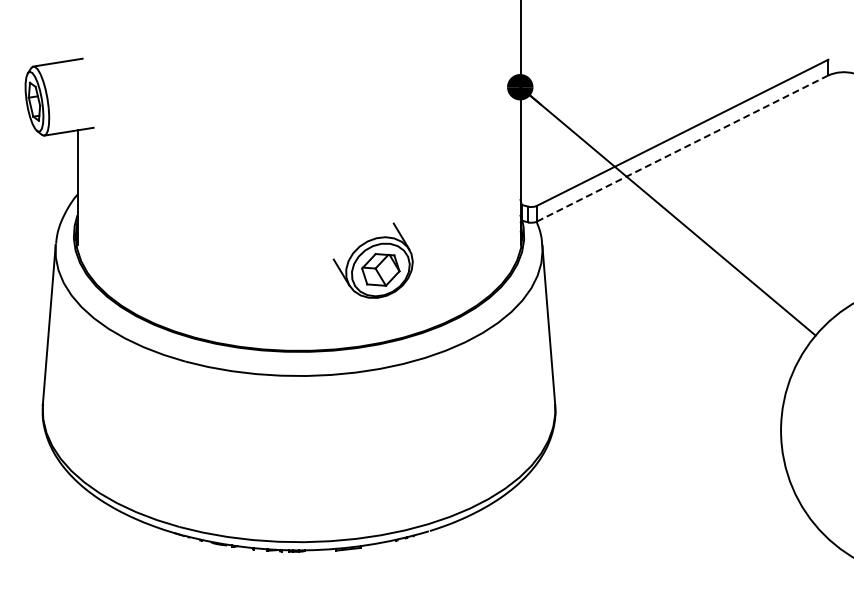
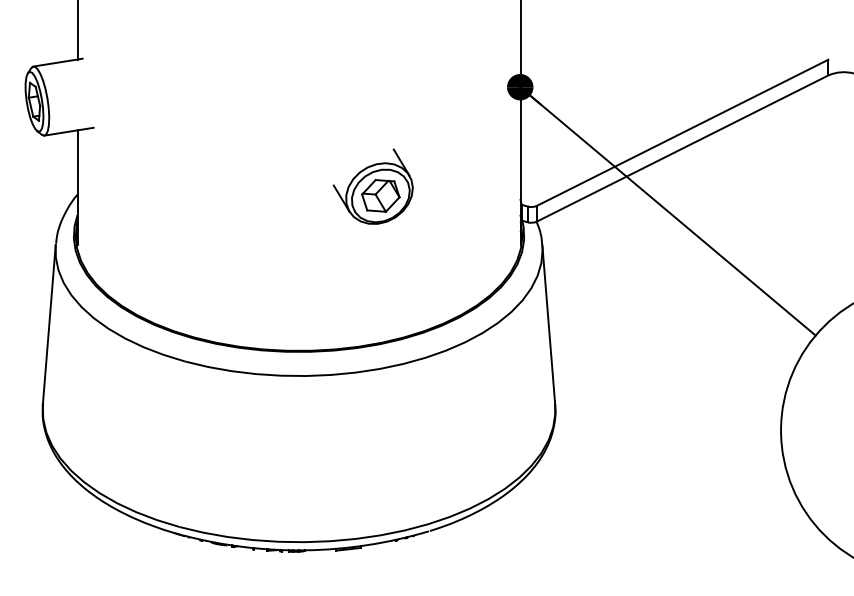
line: none -> present (77, 30)
line: dashed -> solid (682, 148)
part position: (372, 260) -> (372, 186) (372, 186)
